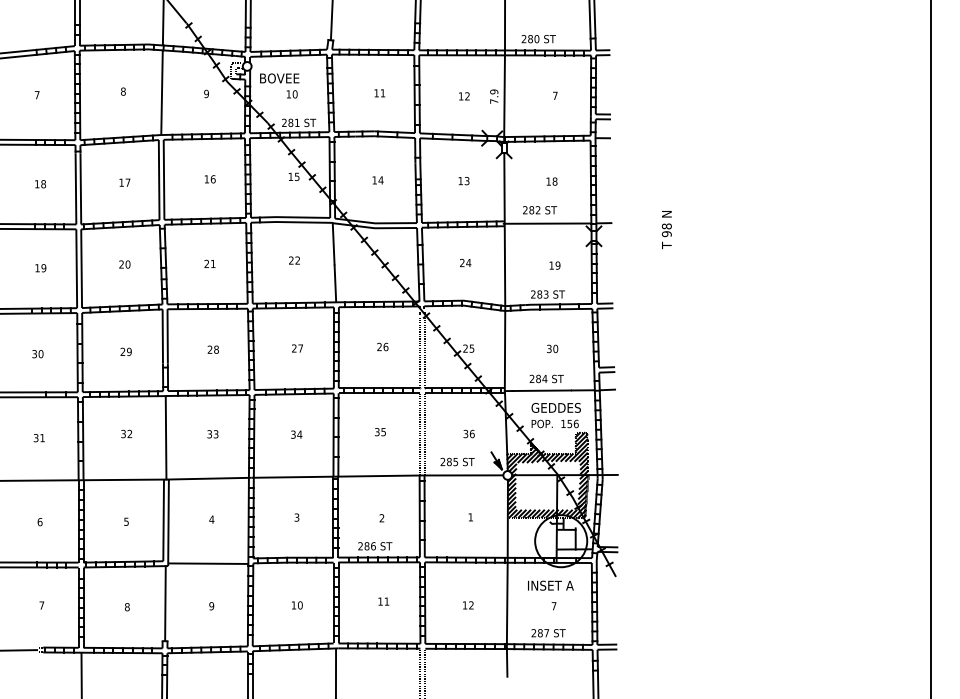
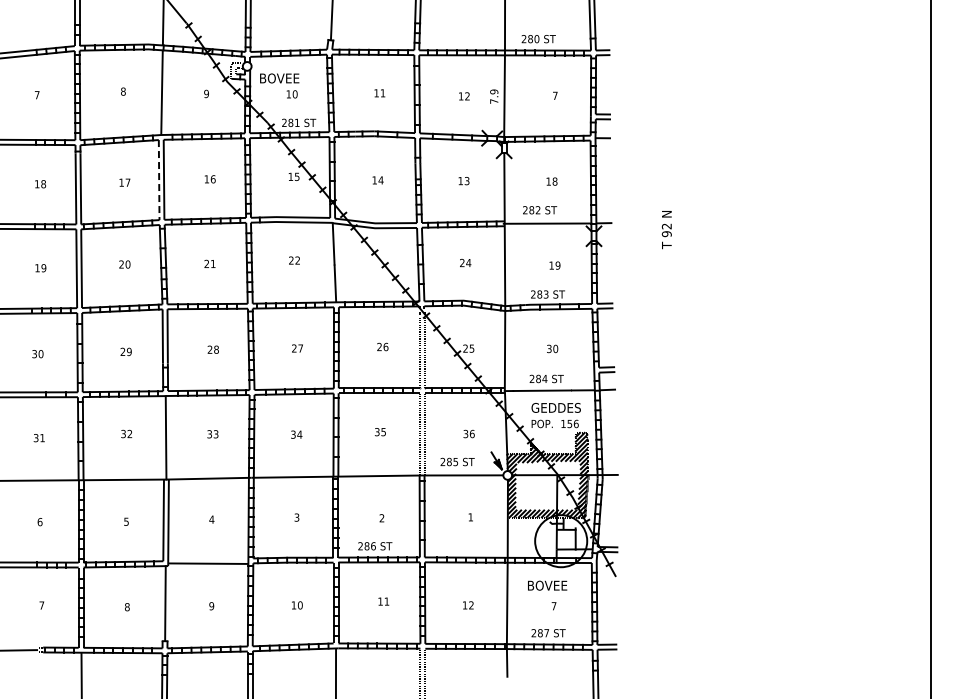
line: solid -> dashed (159, 180)
text: 98 -> 92 (666, 226)
text: INSET A -> BOVEE (551, 585)
